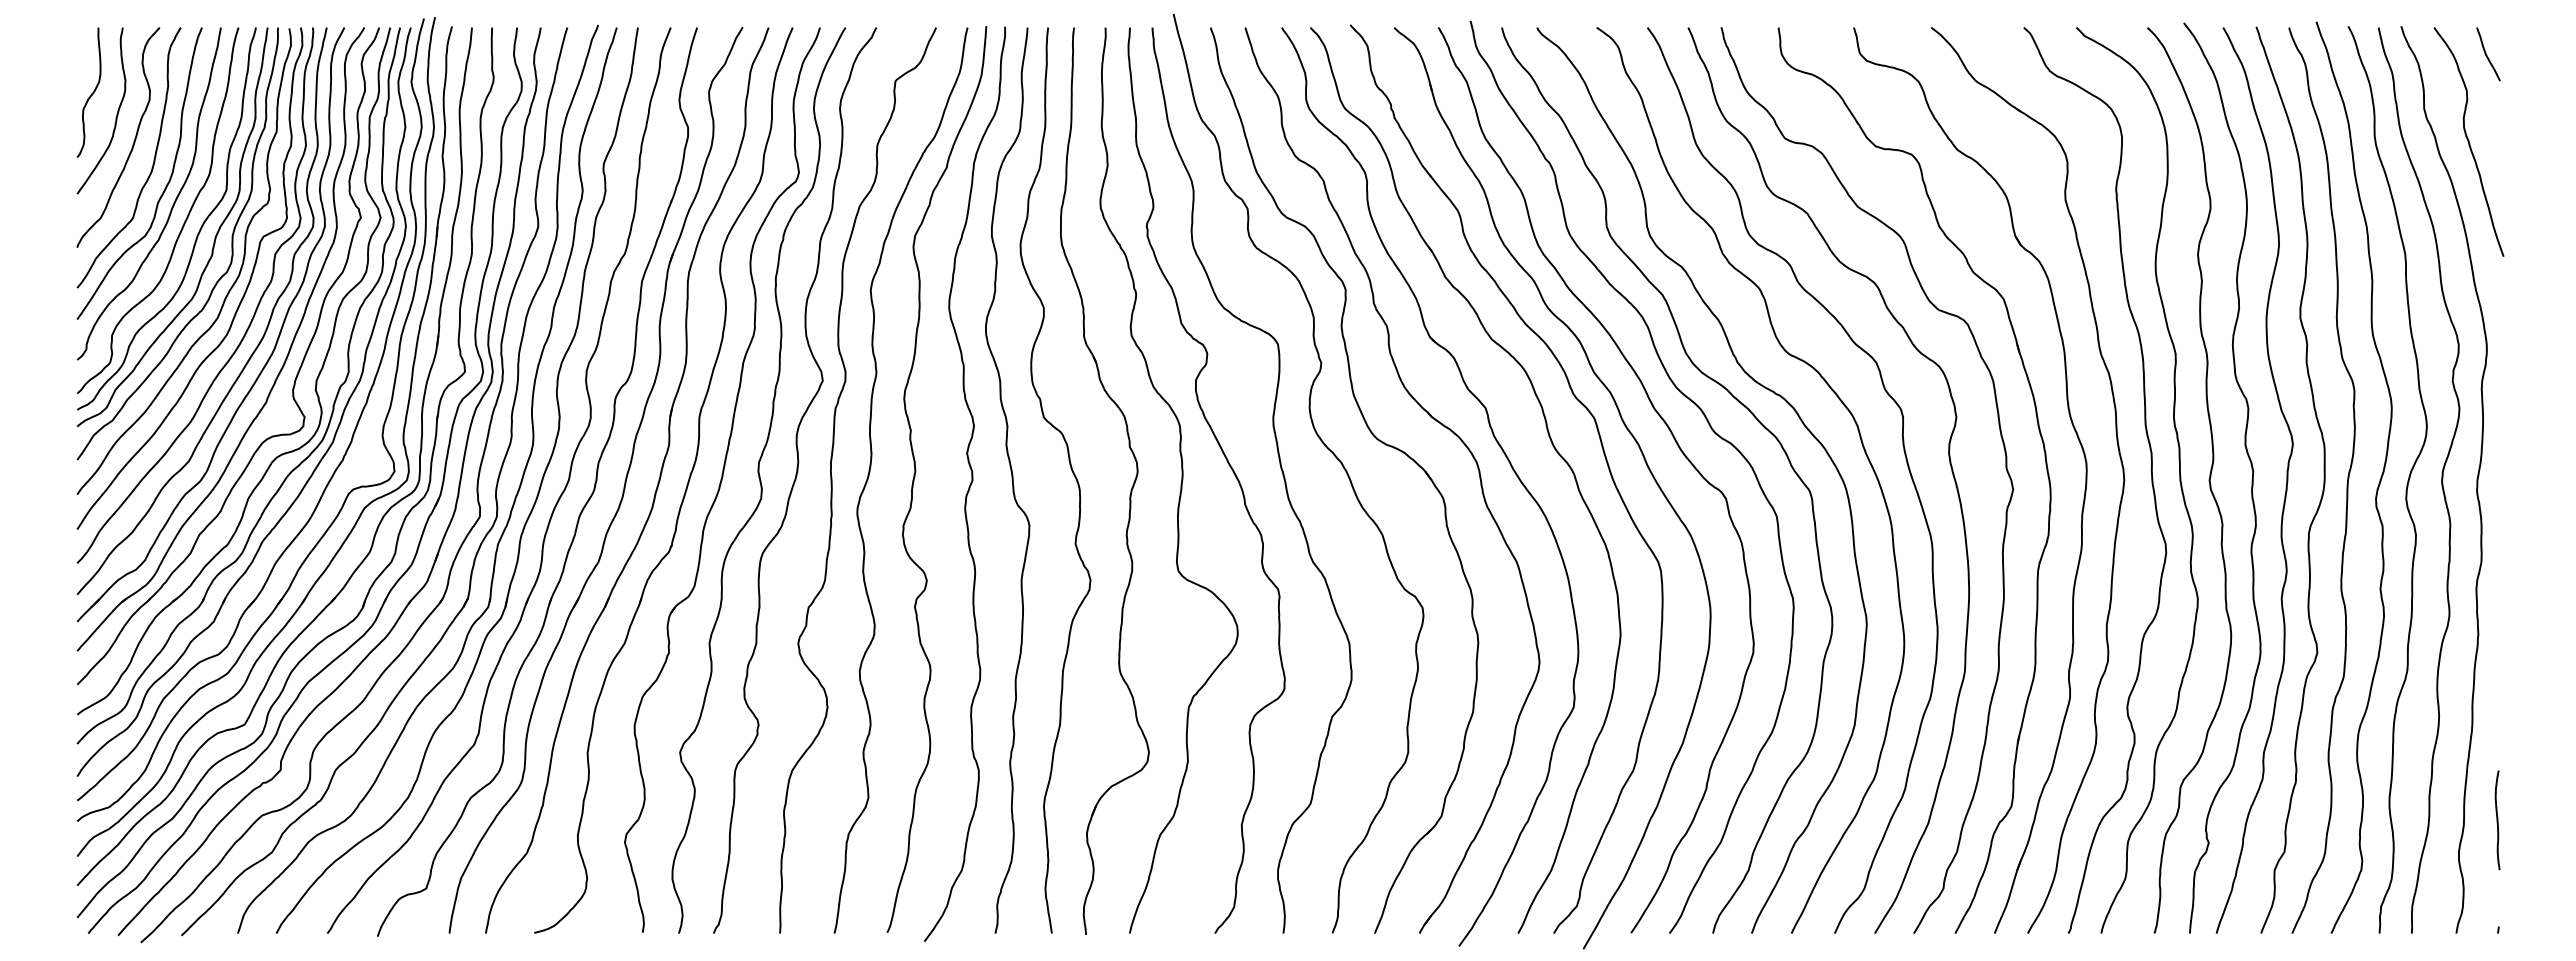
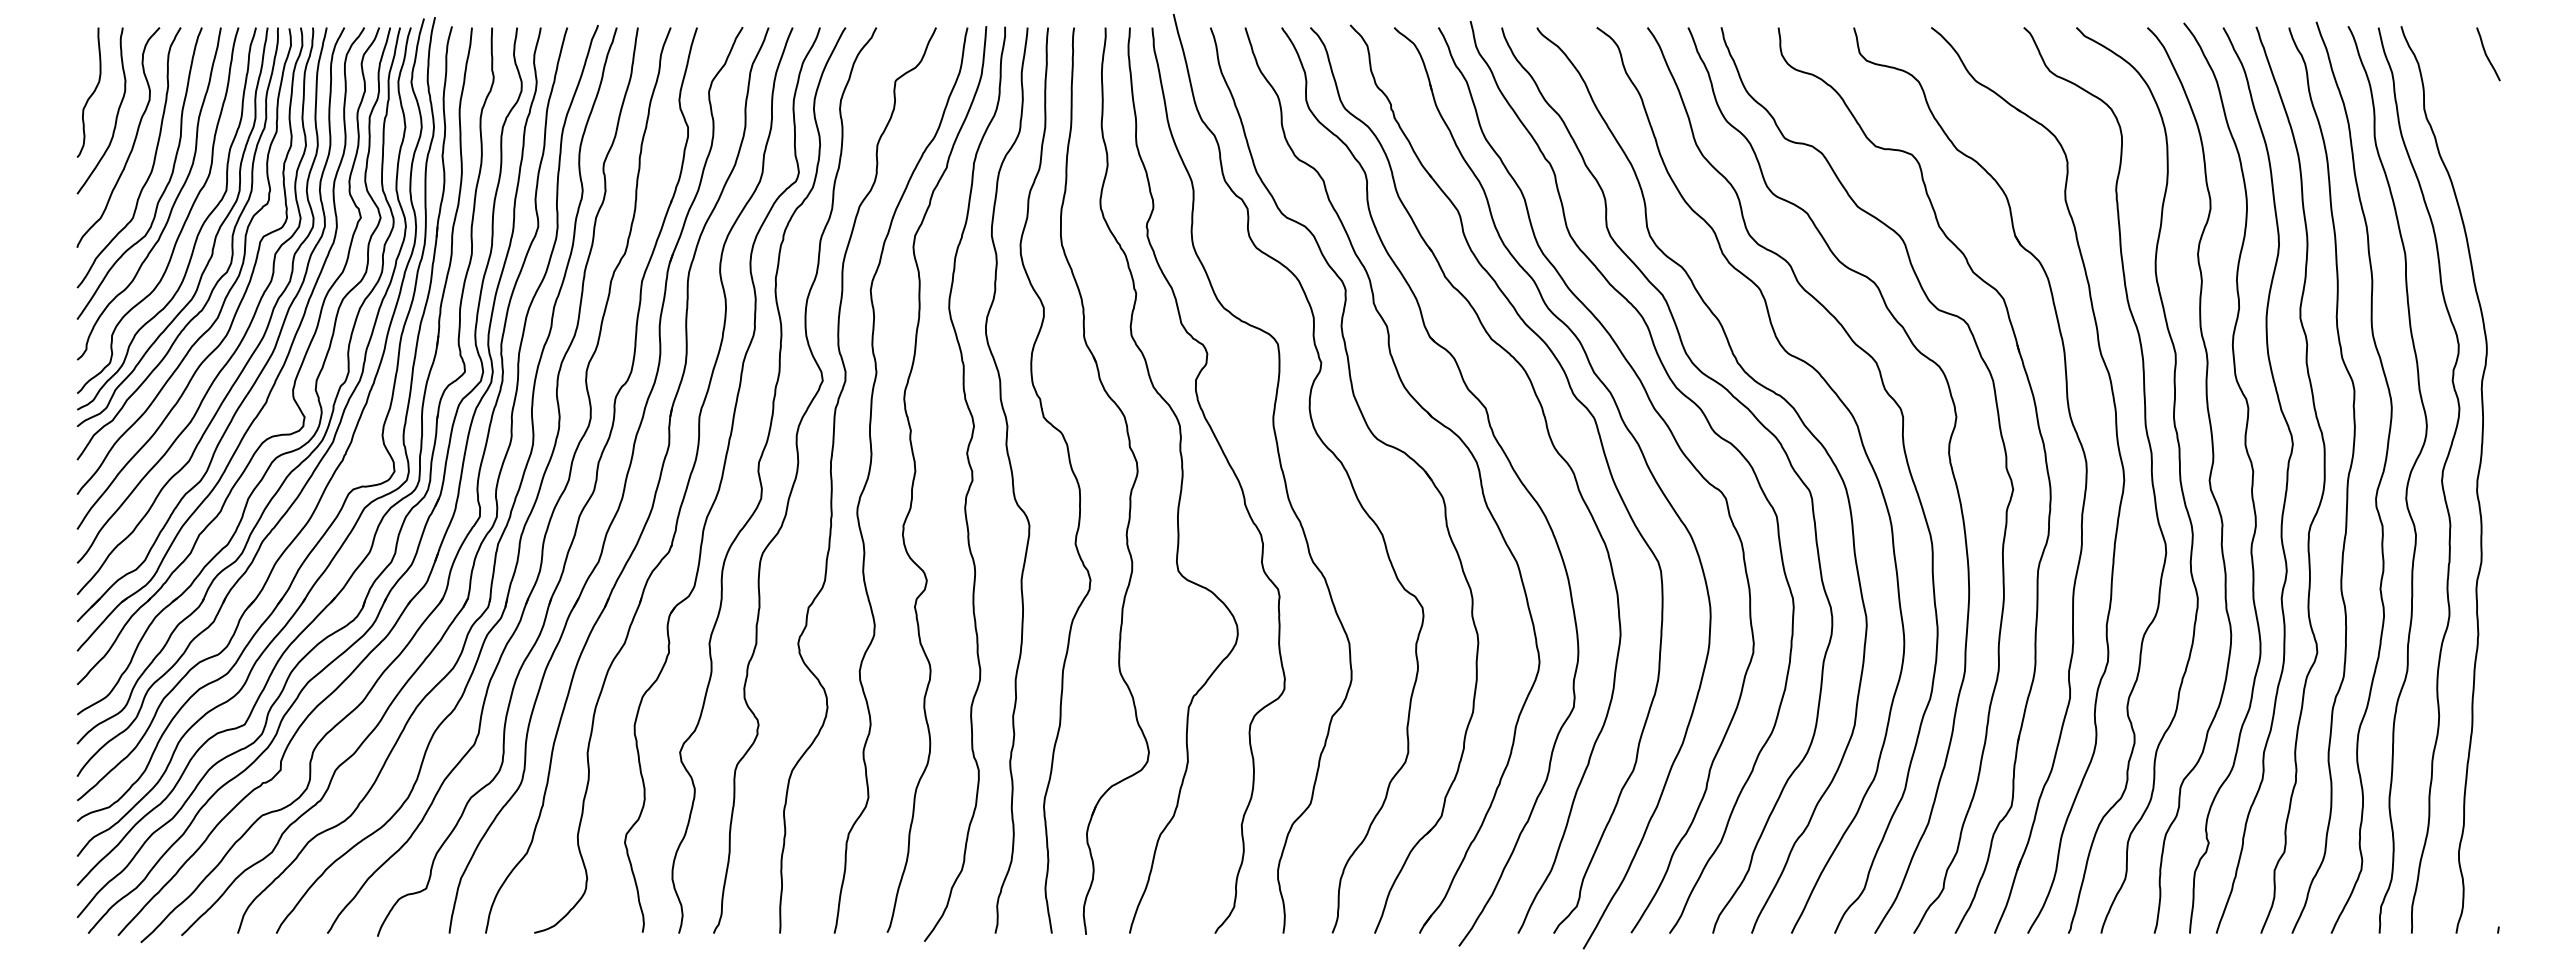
curve: present -> none (2468, 141)
curve: present -> none (2497, 820)
